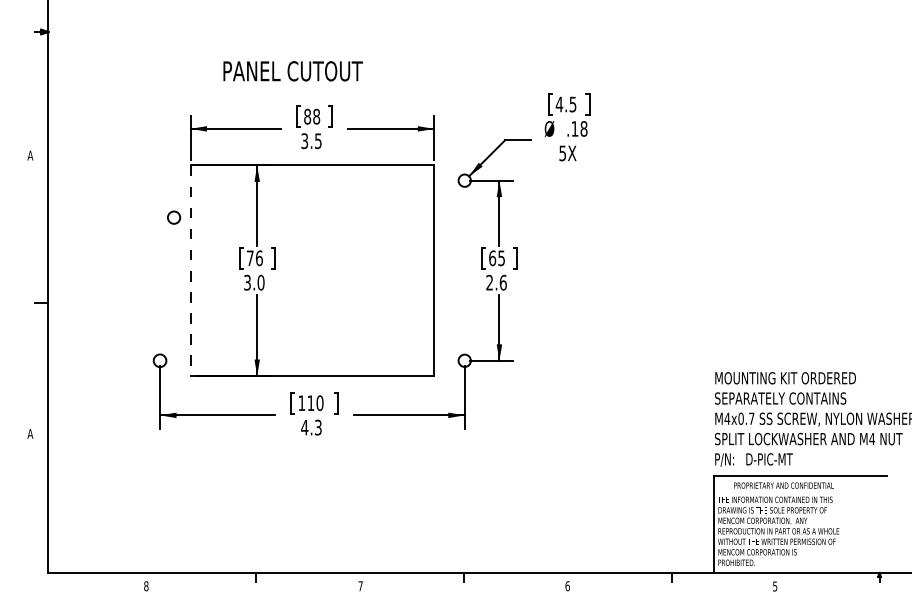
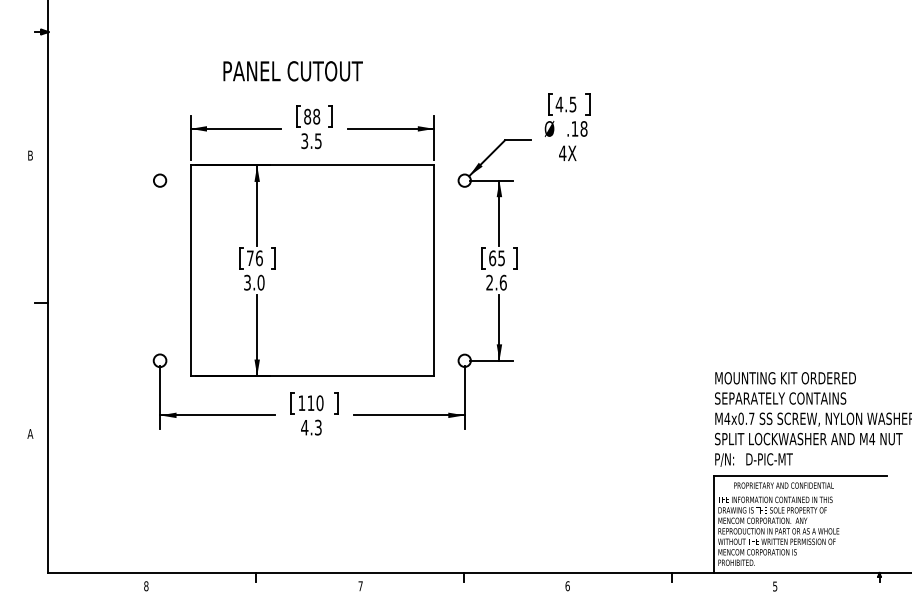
text: 5X -> 4X (562, 153)
text: A -> B (30, 155)
circle position: (174, 217) -> (160, 180) (160, 180)
line: dashed -> solid (190, 271)
